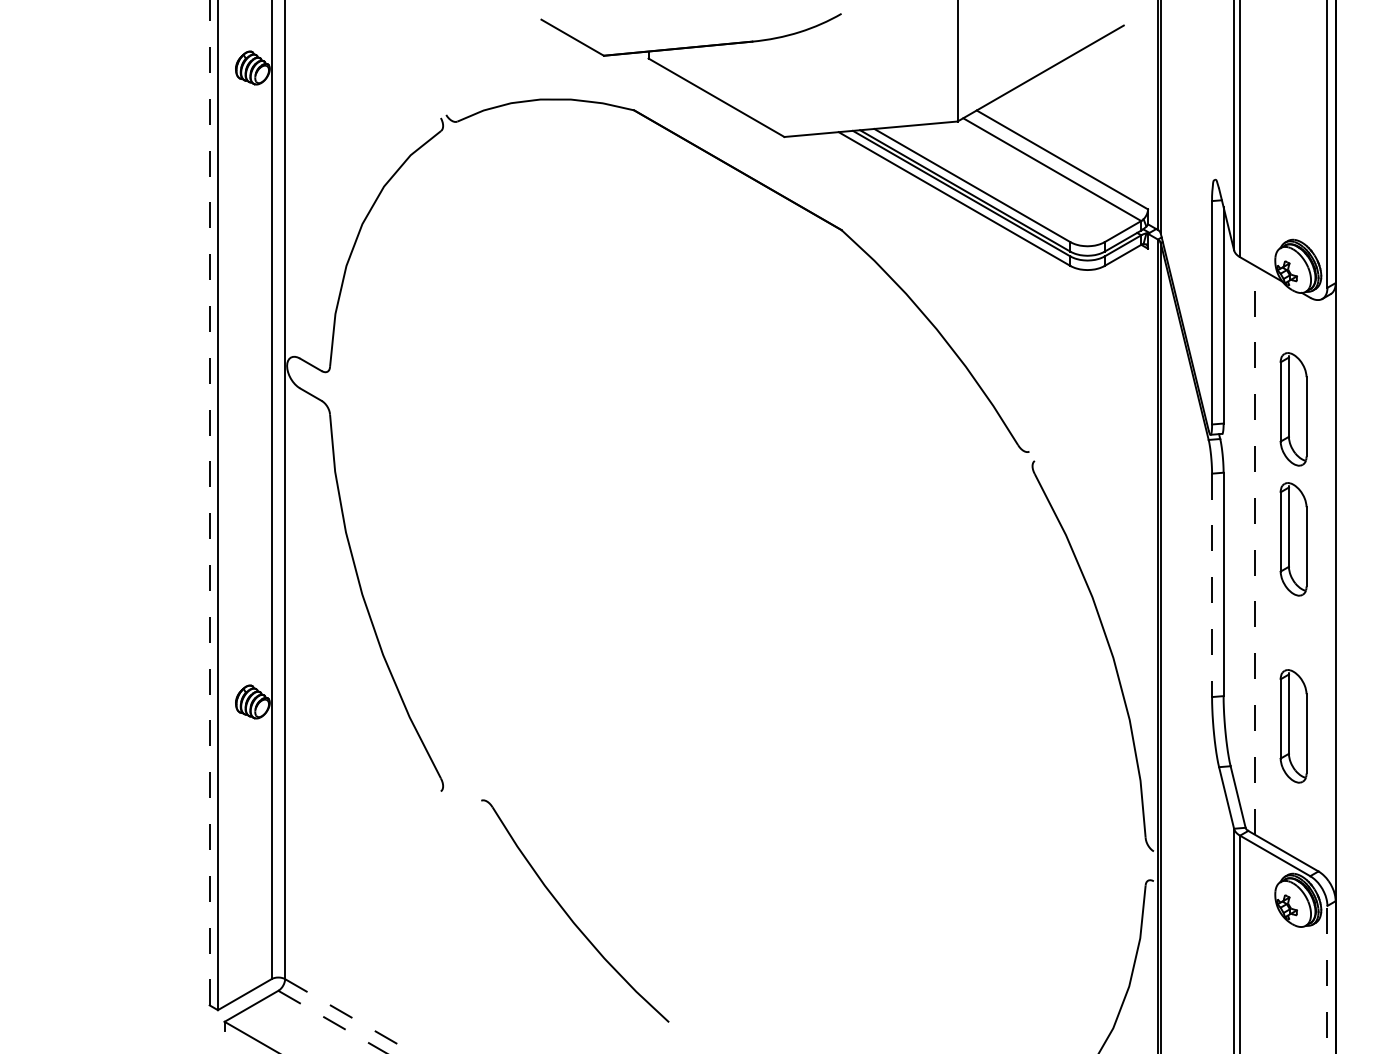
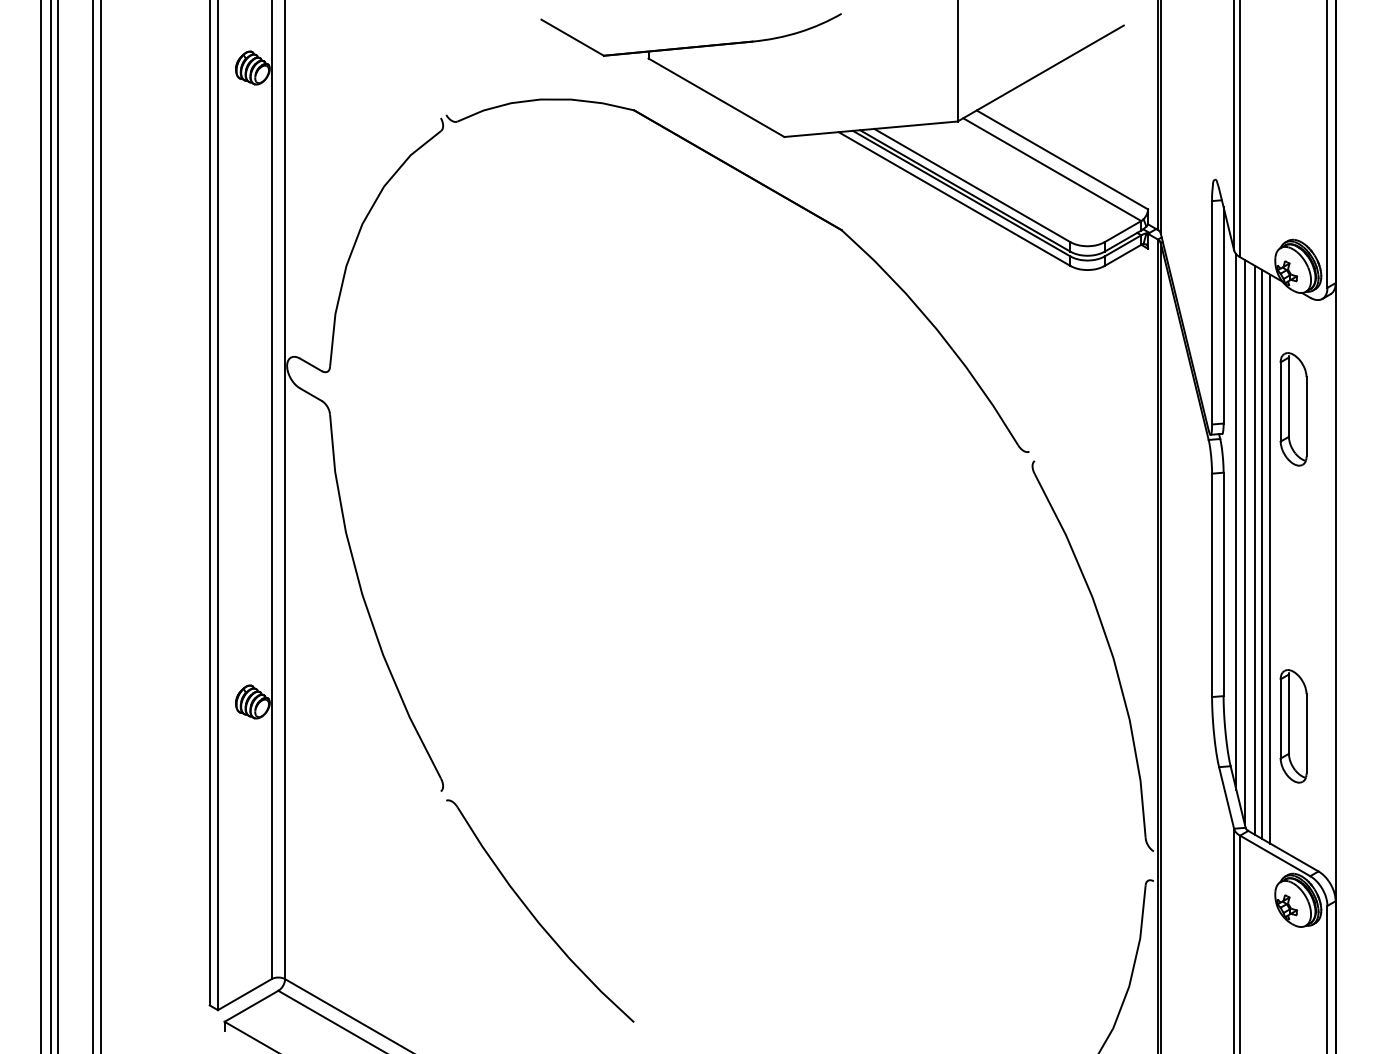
line: dashed -> solid (209, 502)
line: none -> present (1236, 521)
line: none -> present (41, 526)
line: none -> present (51, 526)
line: none -> present (58, 526)
line: none -> present (92, 526)
line: none -> present (101, 526)
part: present -> none (1293, 539)
line: none -> present (1244, 542)
line: dashed -> solid (1254, 549)
line: none -> present (1261, 553)
line: none -> present (1270, 558)
line: dashed -> solid (1212, 585)
part position: (569, 915) -> (534, 915) (534, 915)
line: dashed -> solid (1327, 979)
line: dashed -> solid (350, 1016)
line: dashed -> solid (332, 1022)
